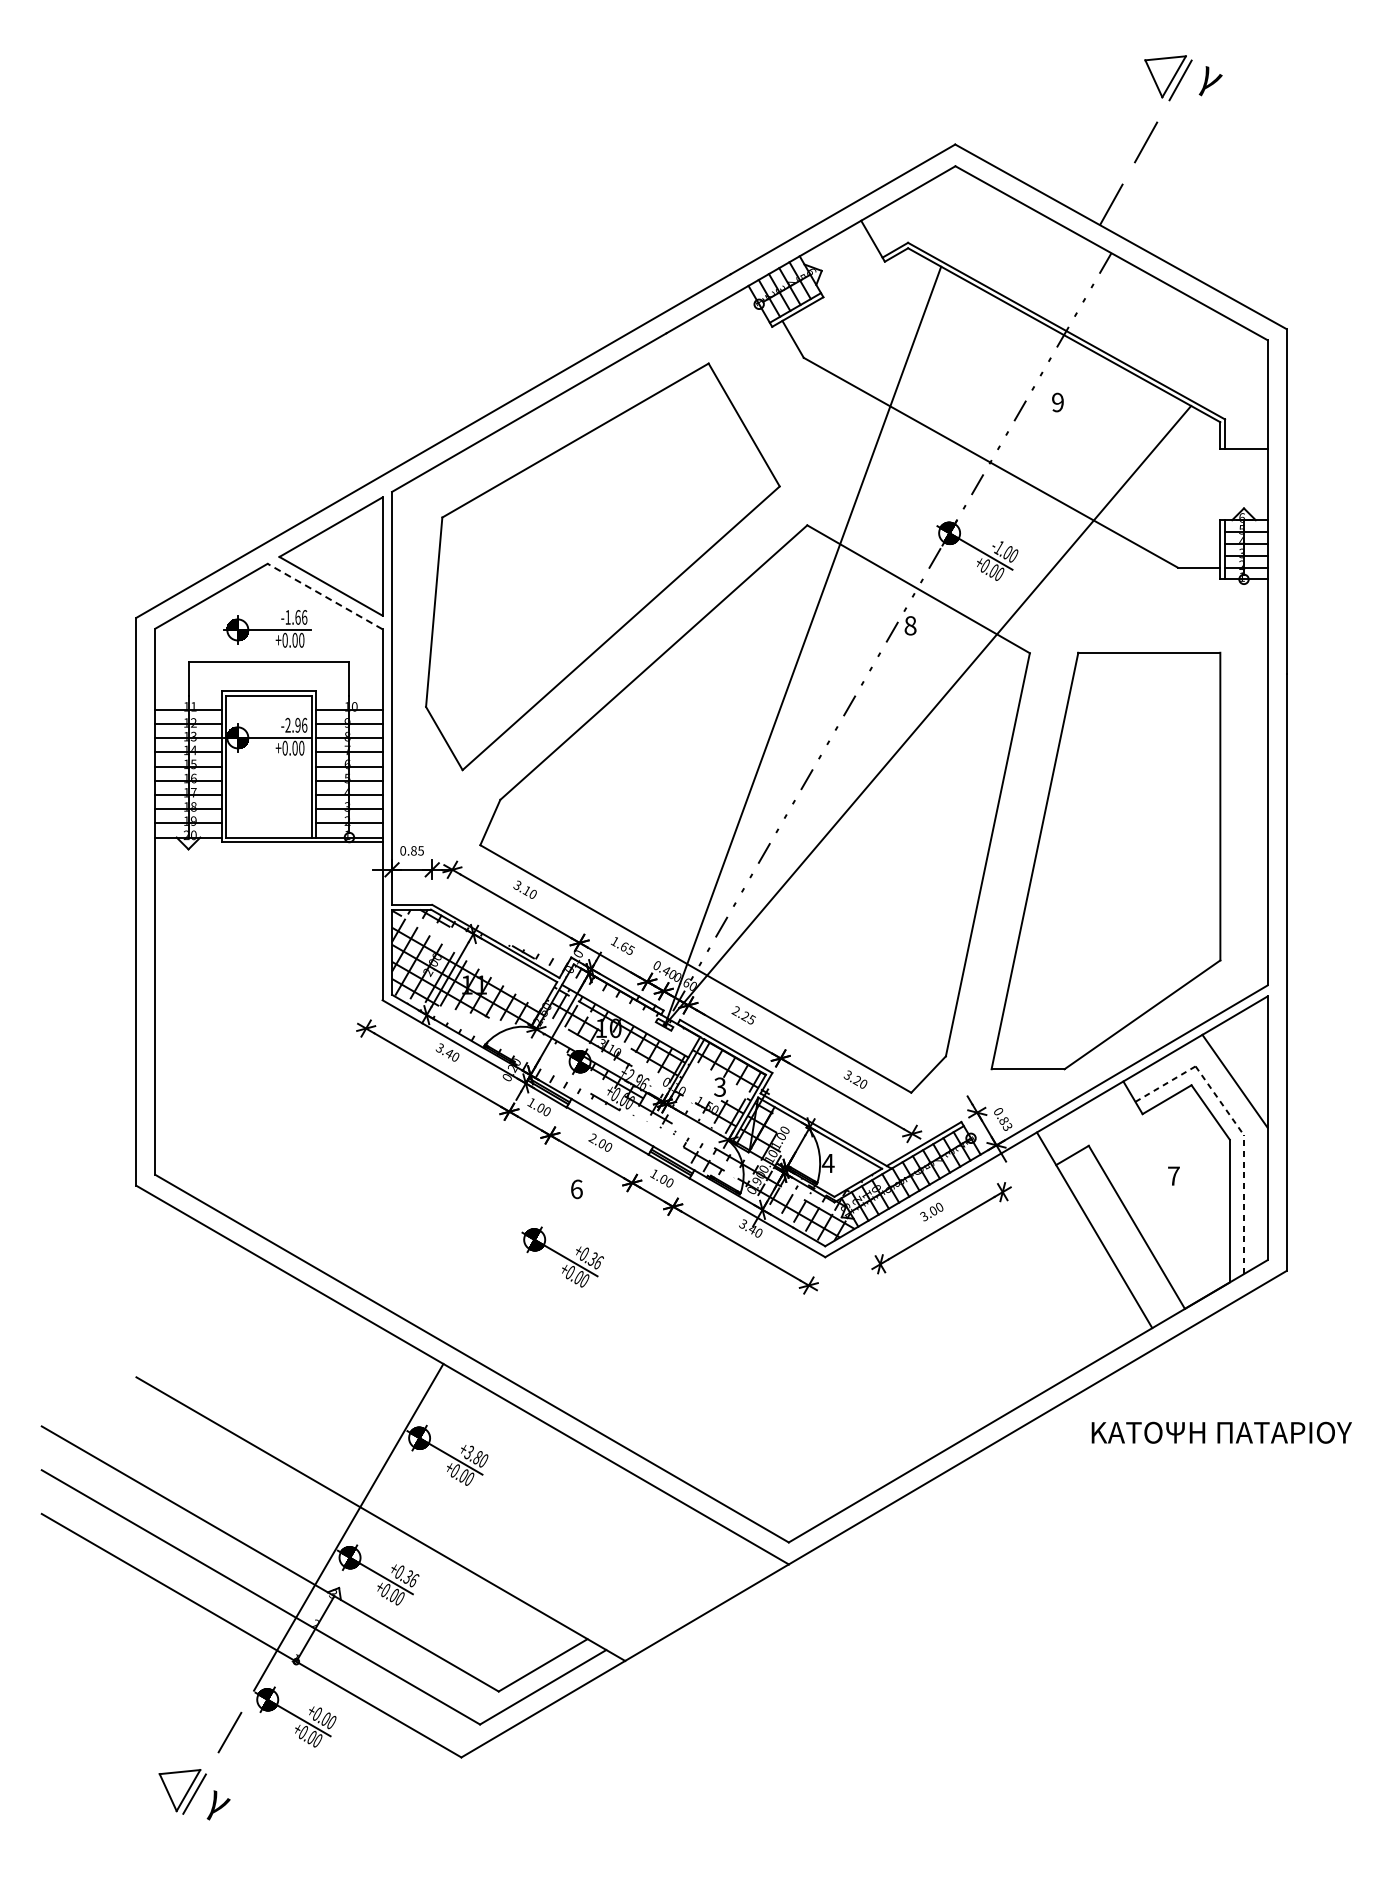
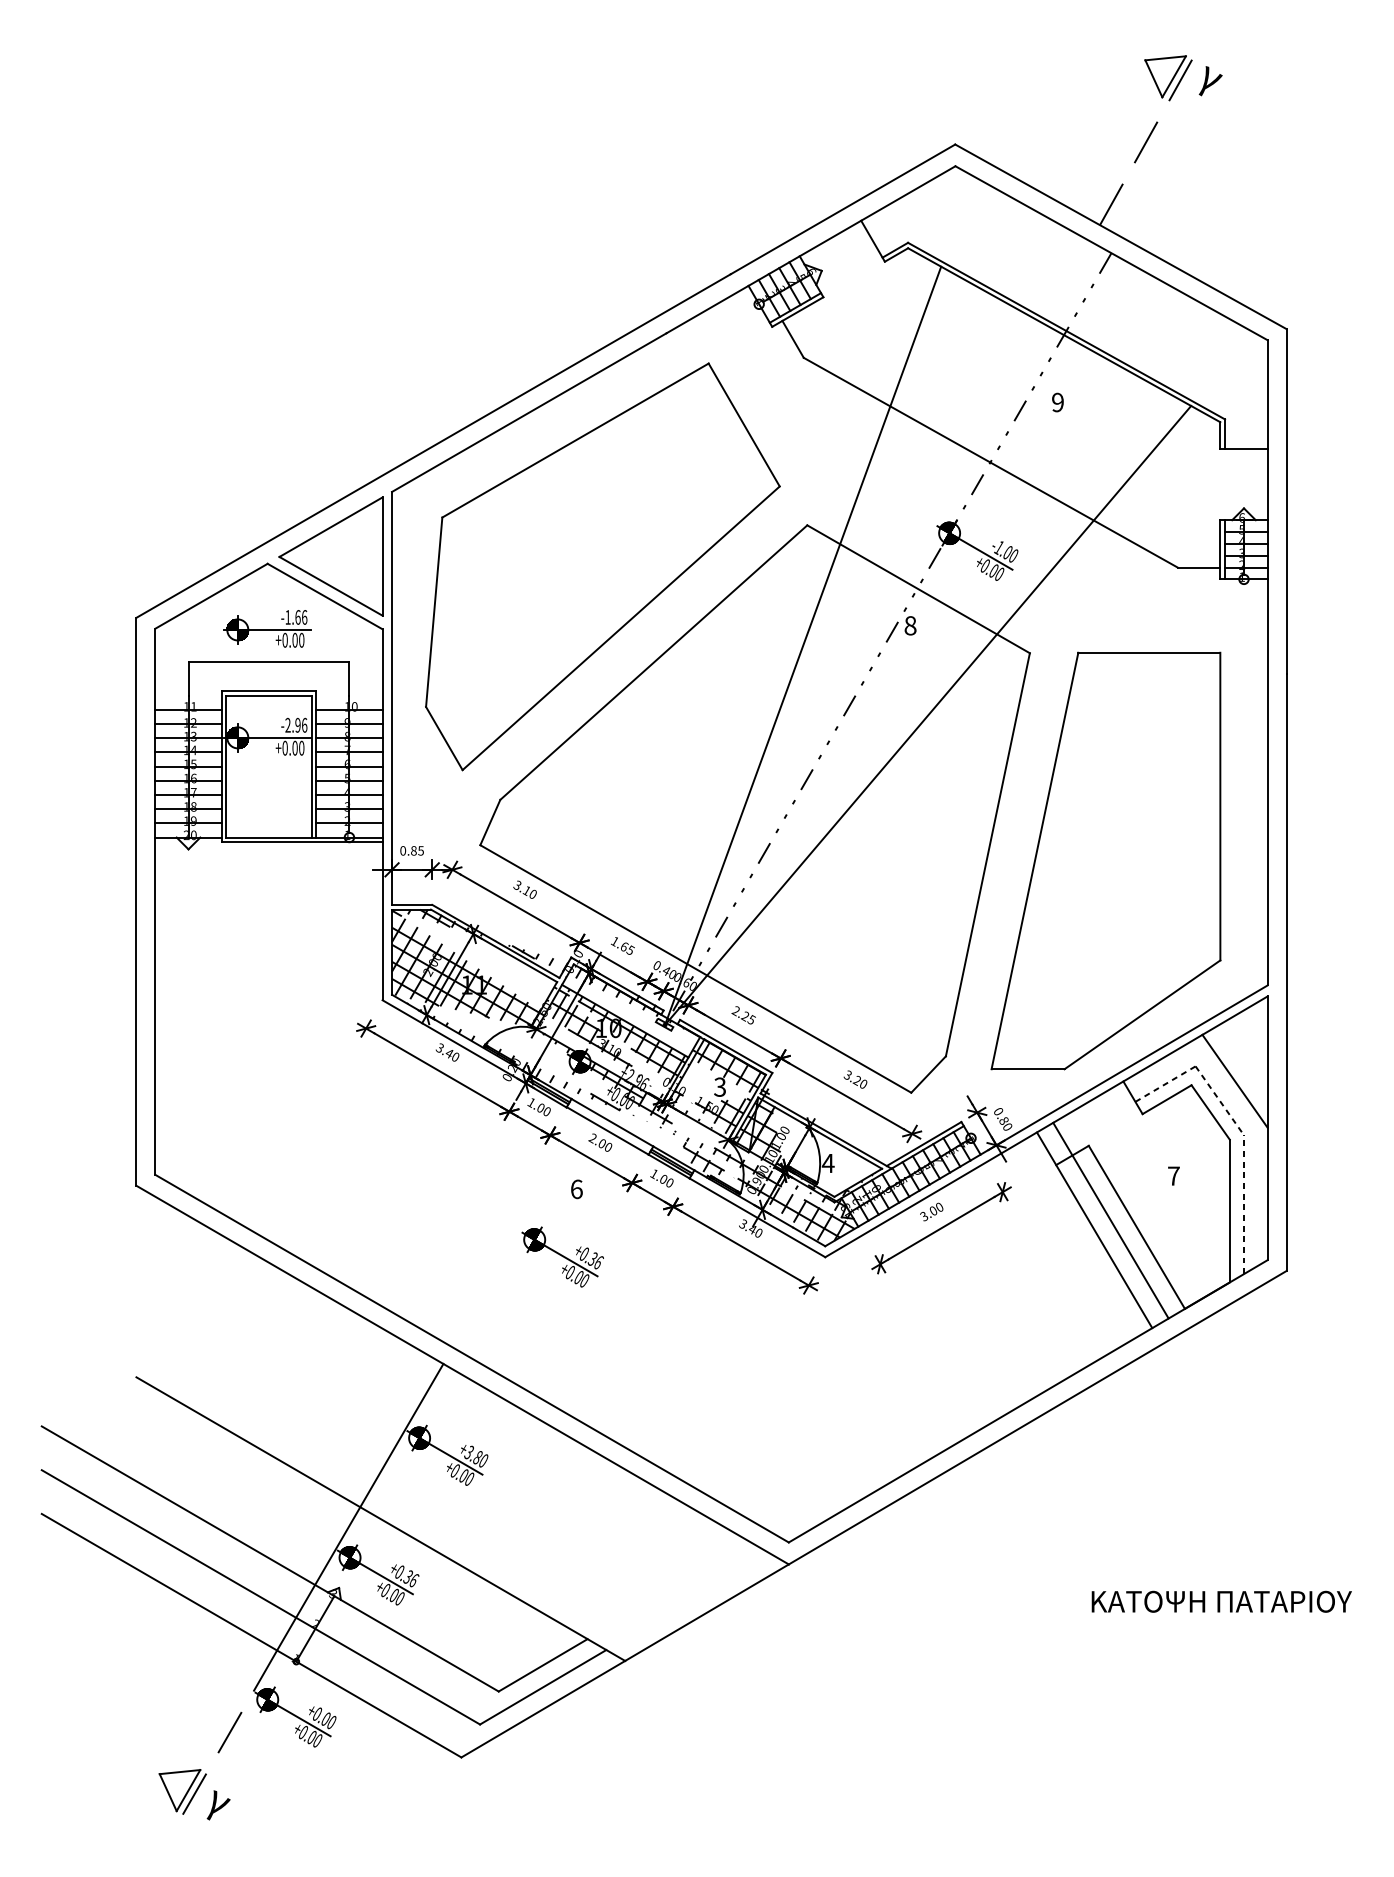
line: dashed -> solid (324, 596)
text: 0.83 -> 0.80 (1006, 1126)
line: none -> present (1110, 1220)
text position: (1221, 1432) -> (1221, 1601) (1221, 1601)
